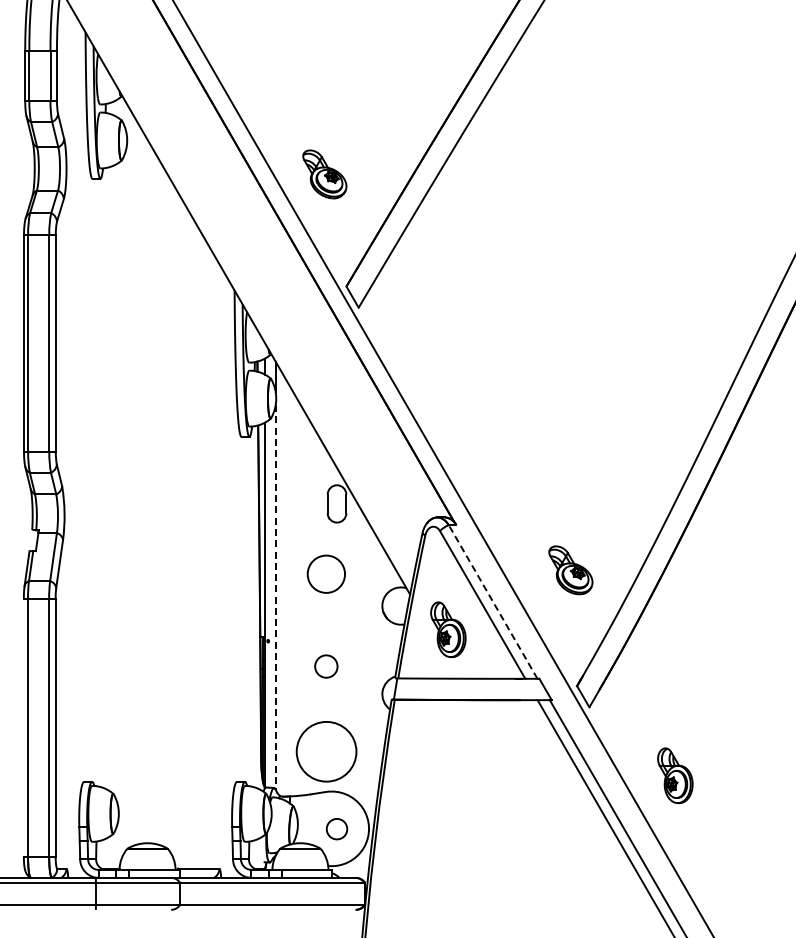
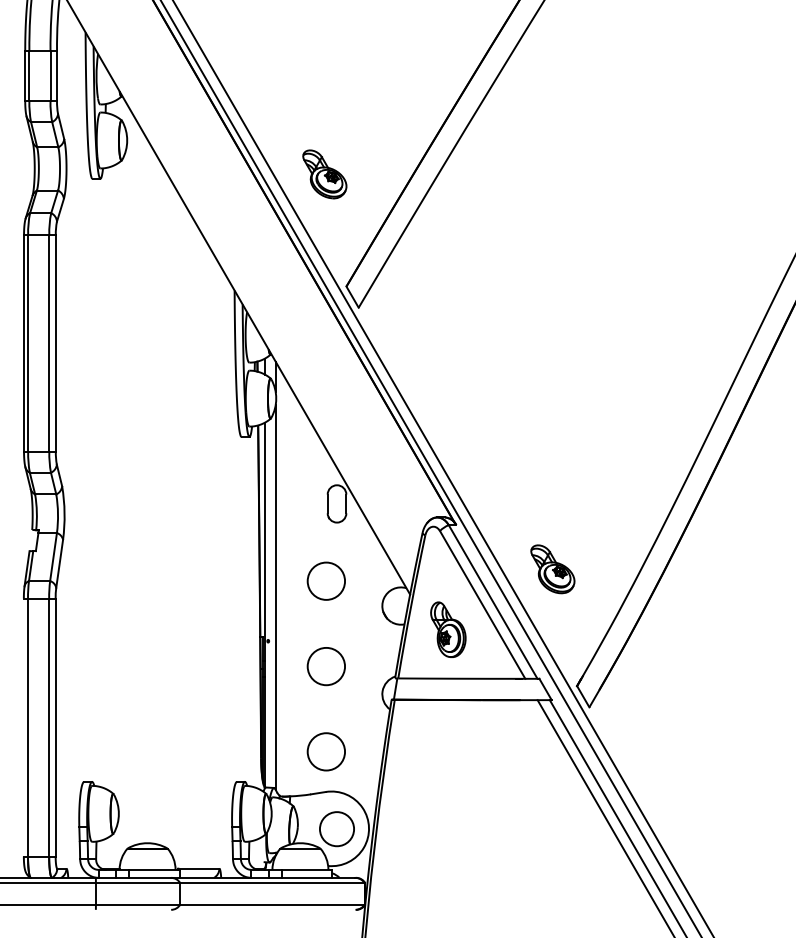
line: none -> present (430, 468)
part position: (570, 570) -> (552, 569) (552, 569)
circle position: (325, 573) -> (325, 580) (325, 580)
line: dashed -> solid (275, 598)
line: dashed -> solid (493, 602)
circle diameter: 22 px -> 37 px (326, 666)
circle size: 63x62 px -> 40x40 px (325, 751)
part: present -> none (675, 775)
circle diameter: 20 px -> 34 px (336, 829)
